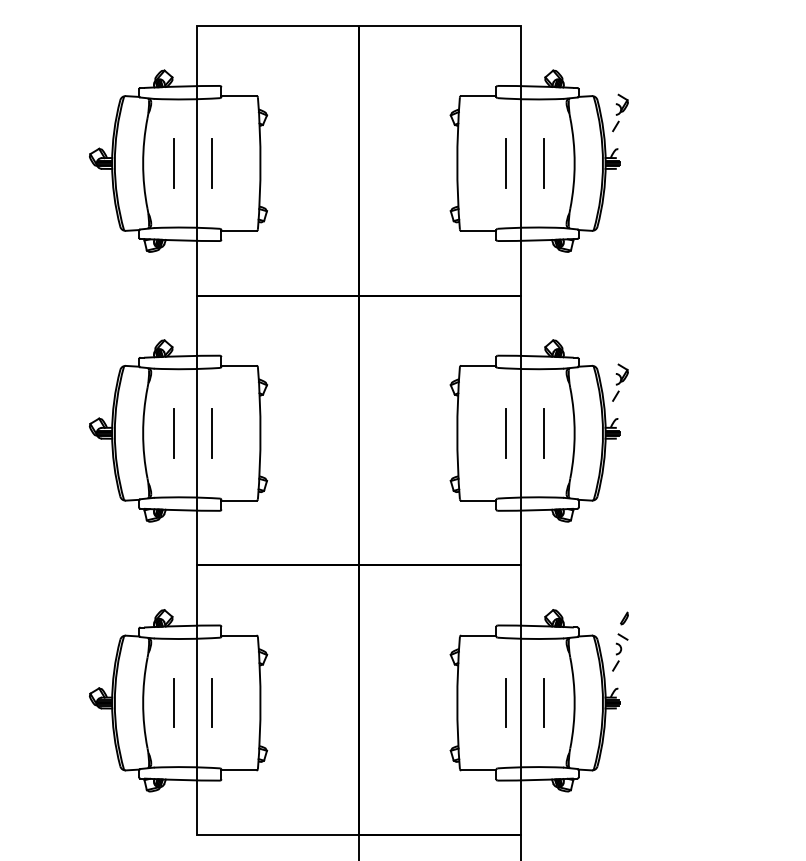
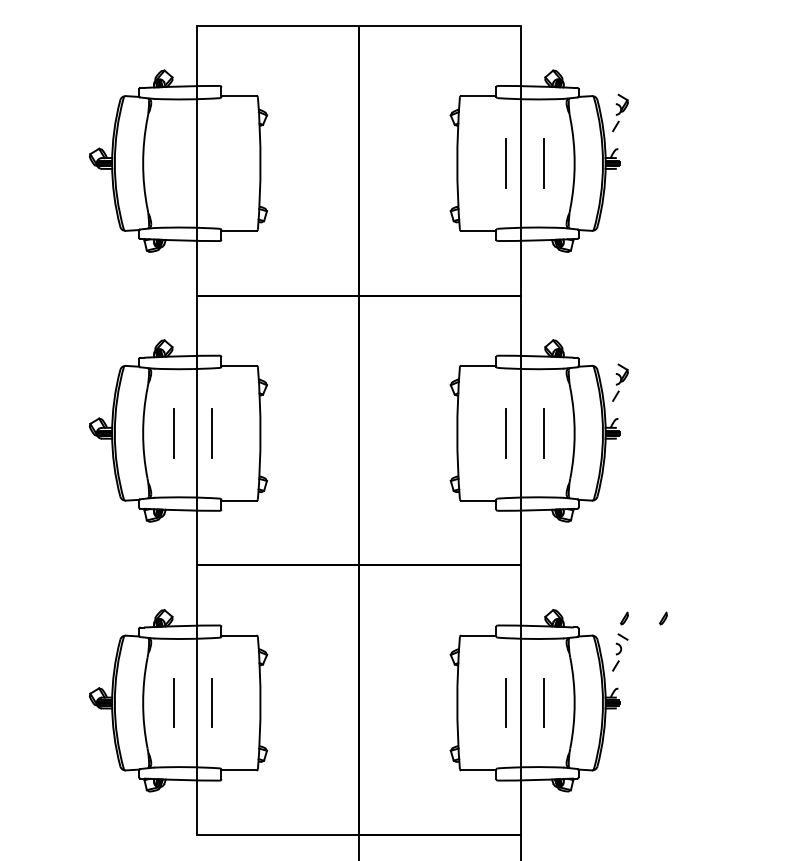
line: present -> none (174, 163)
line: present -> none (211, 163)
part: none -> present (663, 618)
